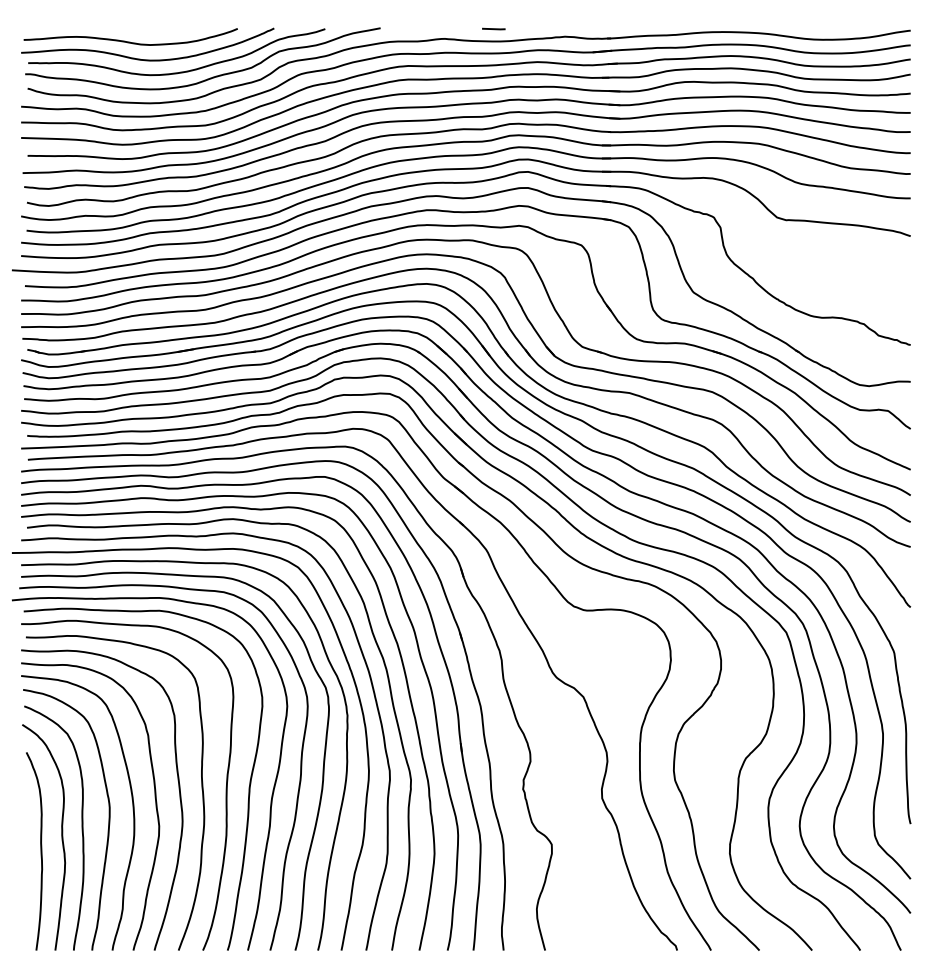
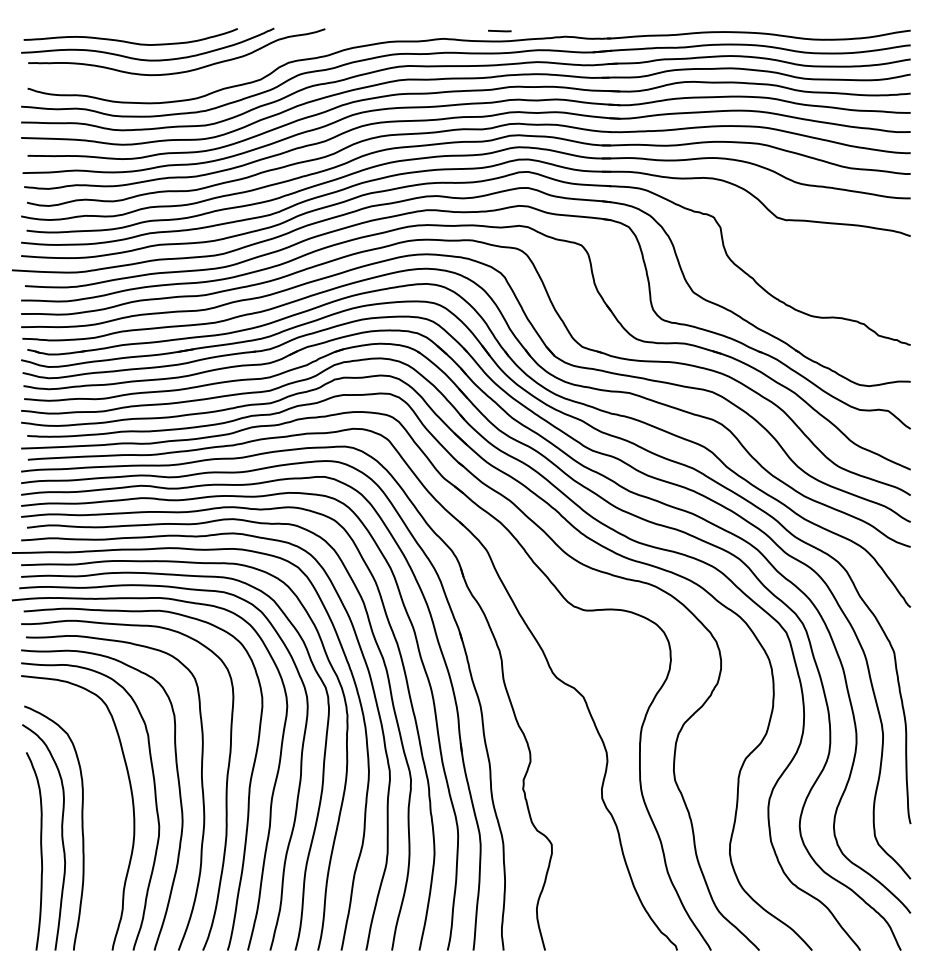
line position: (493, 28) -> (499, 30) (499, 30)
curve: present -> none (212, 76)
curve: present -> none (108, 819)
